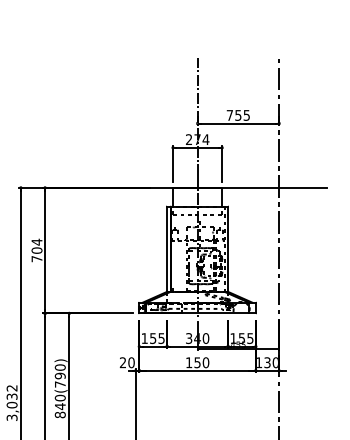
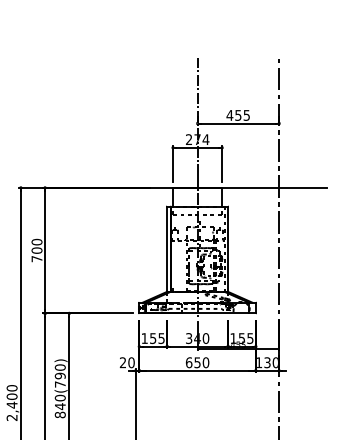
text: 755 -> 455 (229, 115)
text: 704 -> 700 (36, 241)
text: 150 -> 650 (188, 362)
text: 3,032 -> 2,400 (11, 402)
